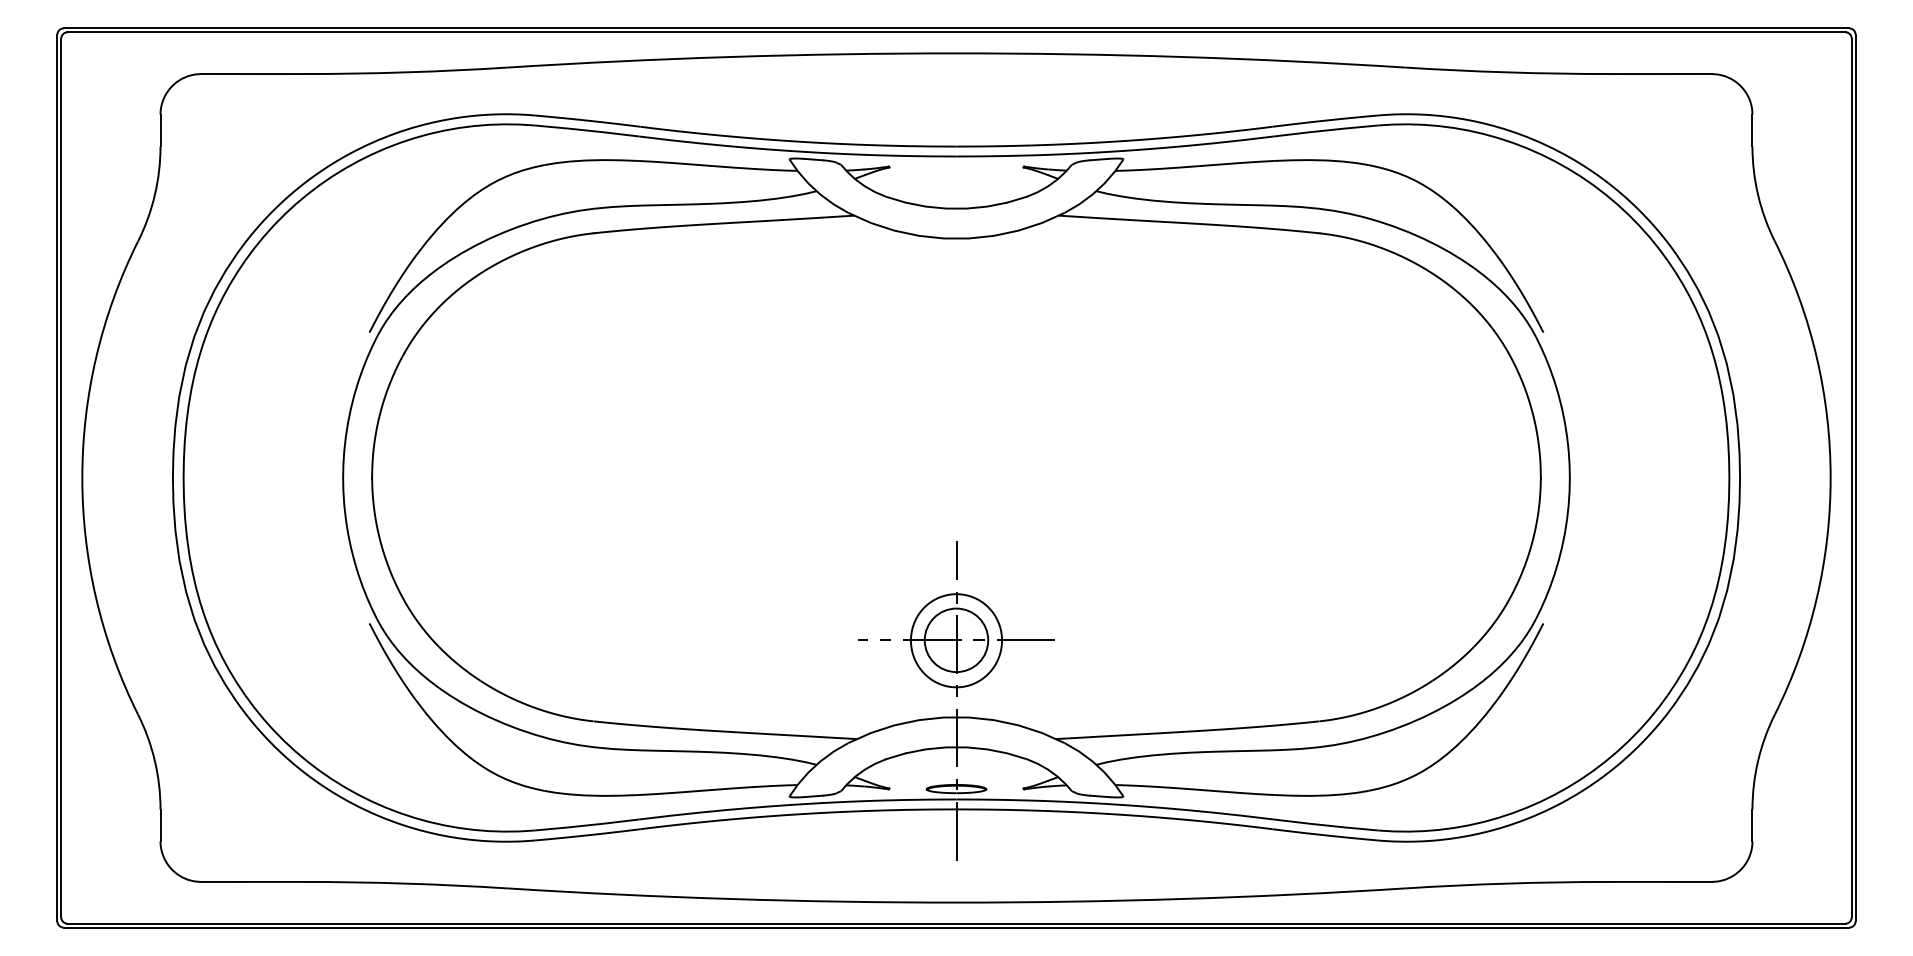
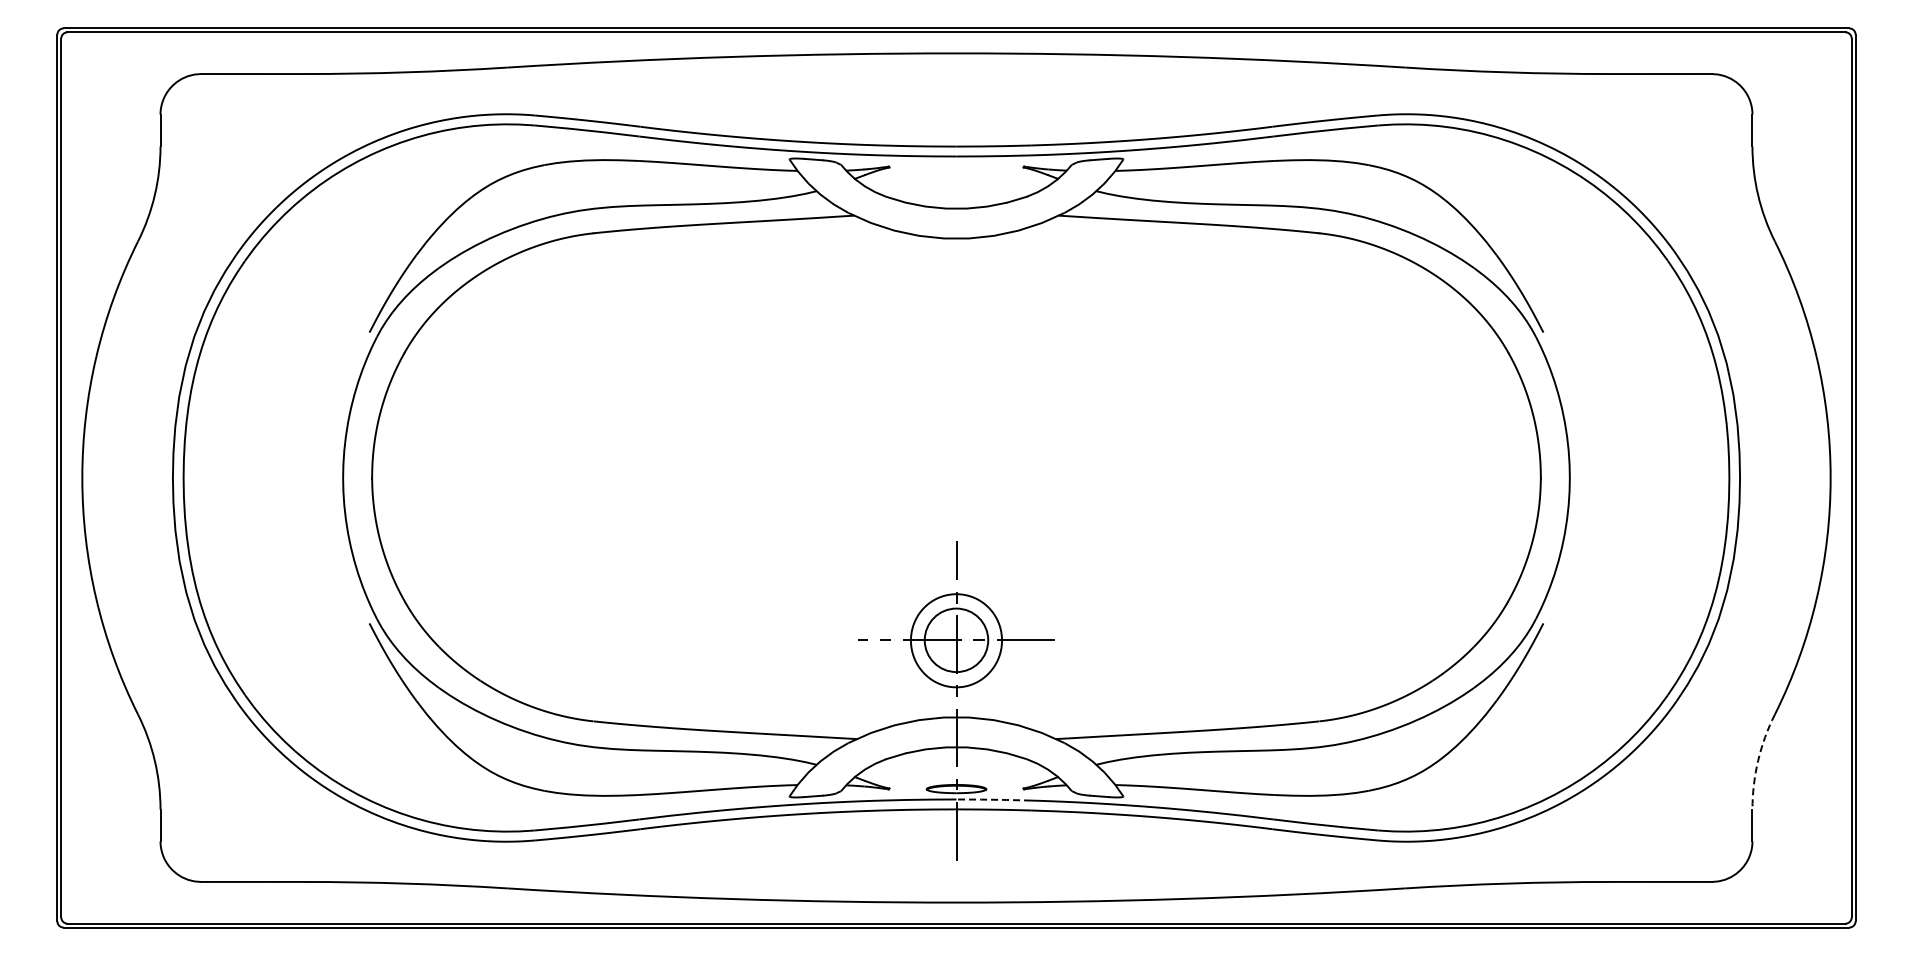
arc: solid -> dashed (1758, 760)
line: solid -> dashed (993, 799)
